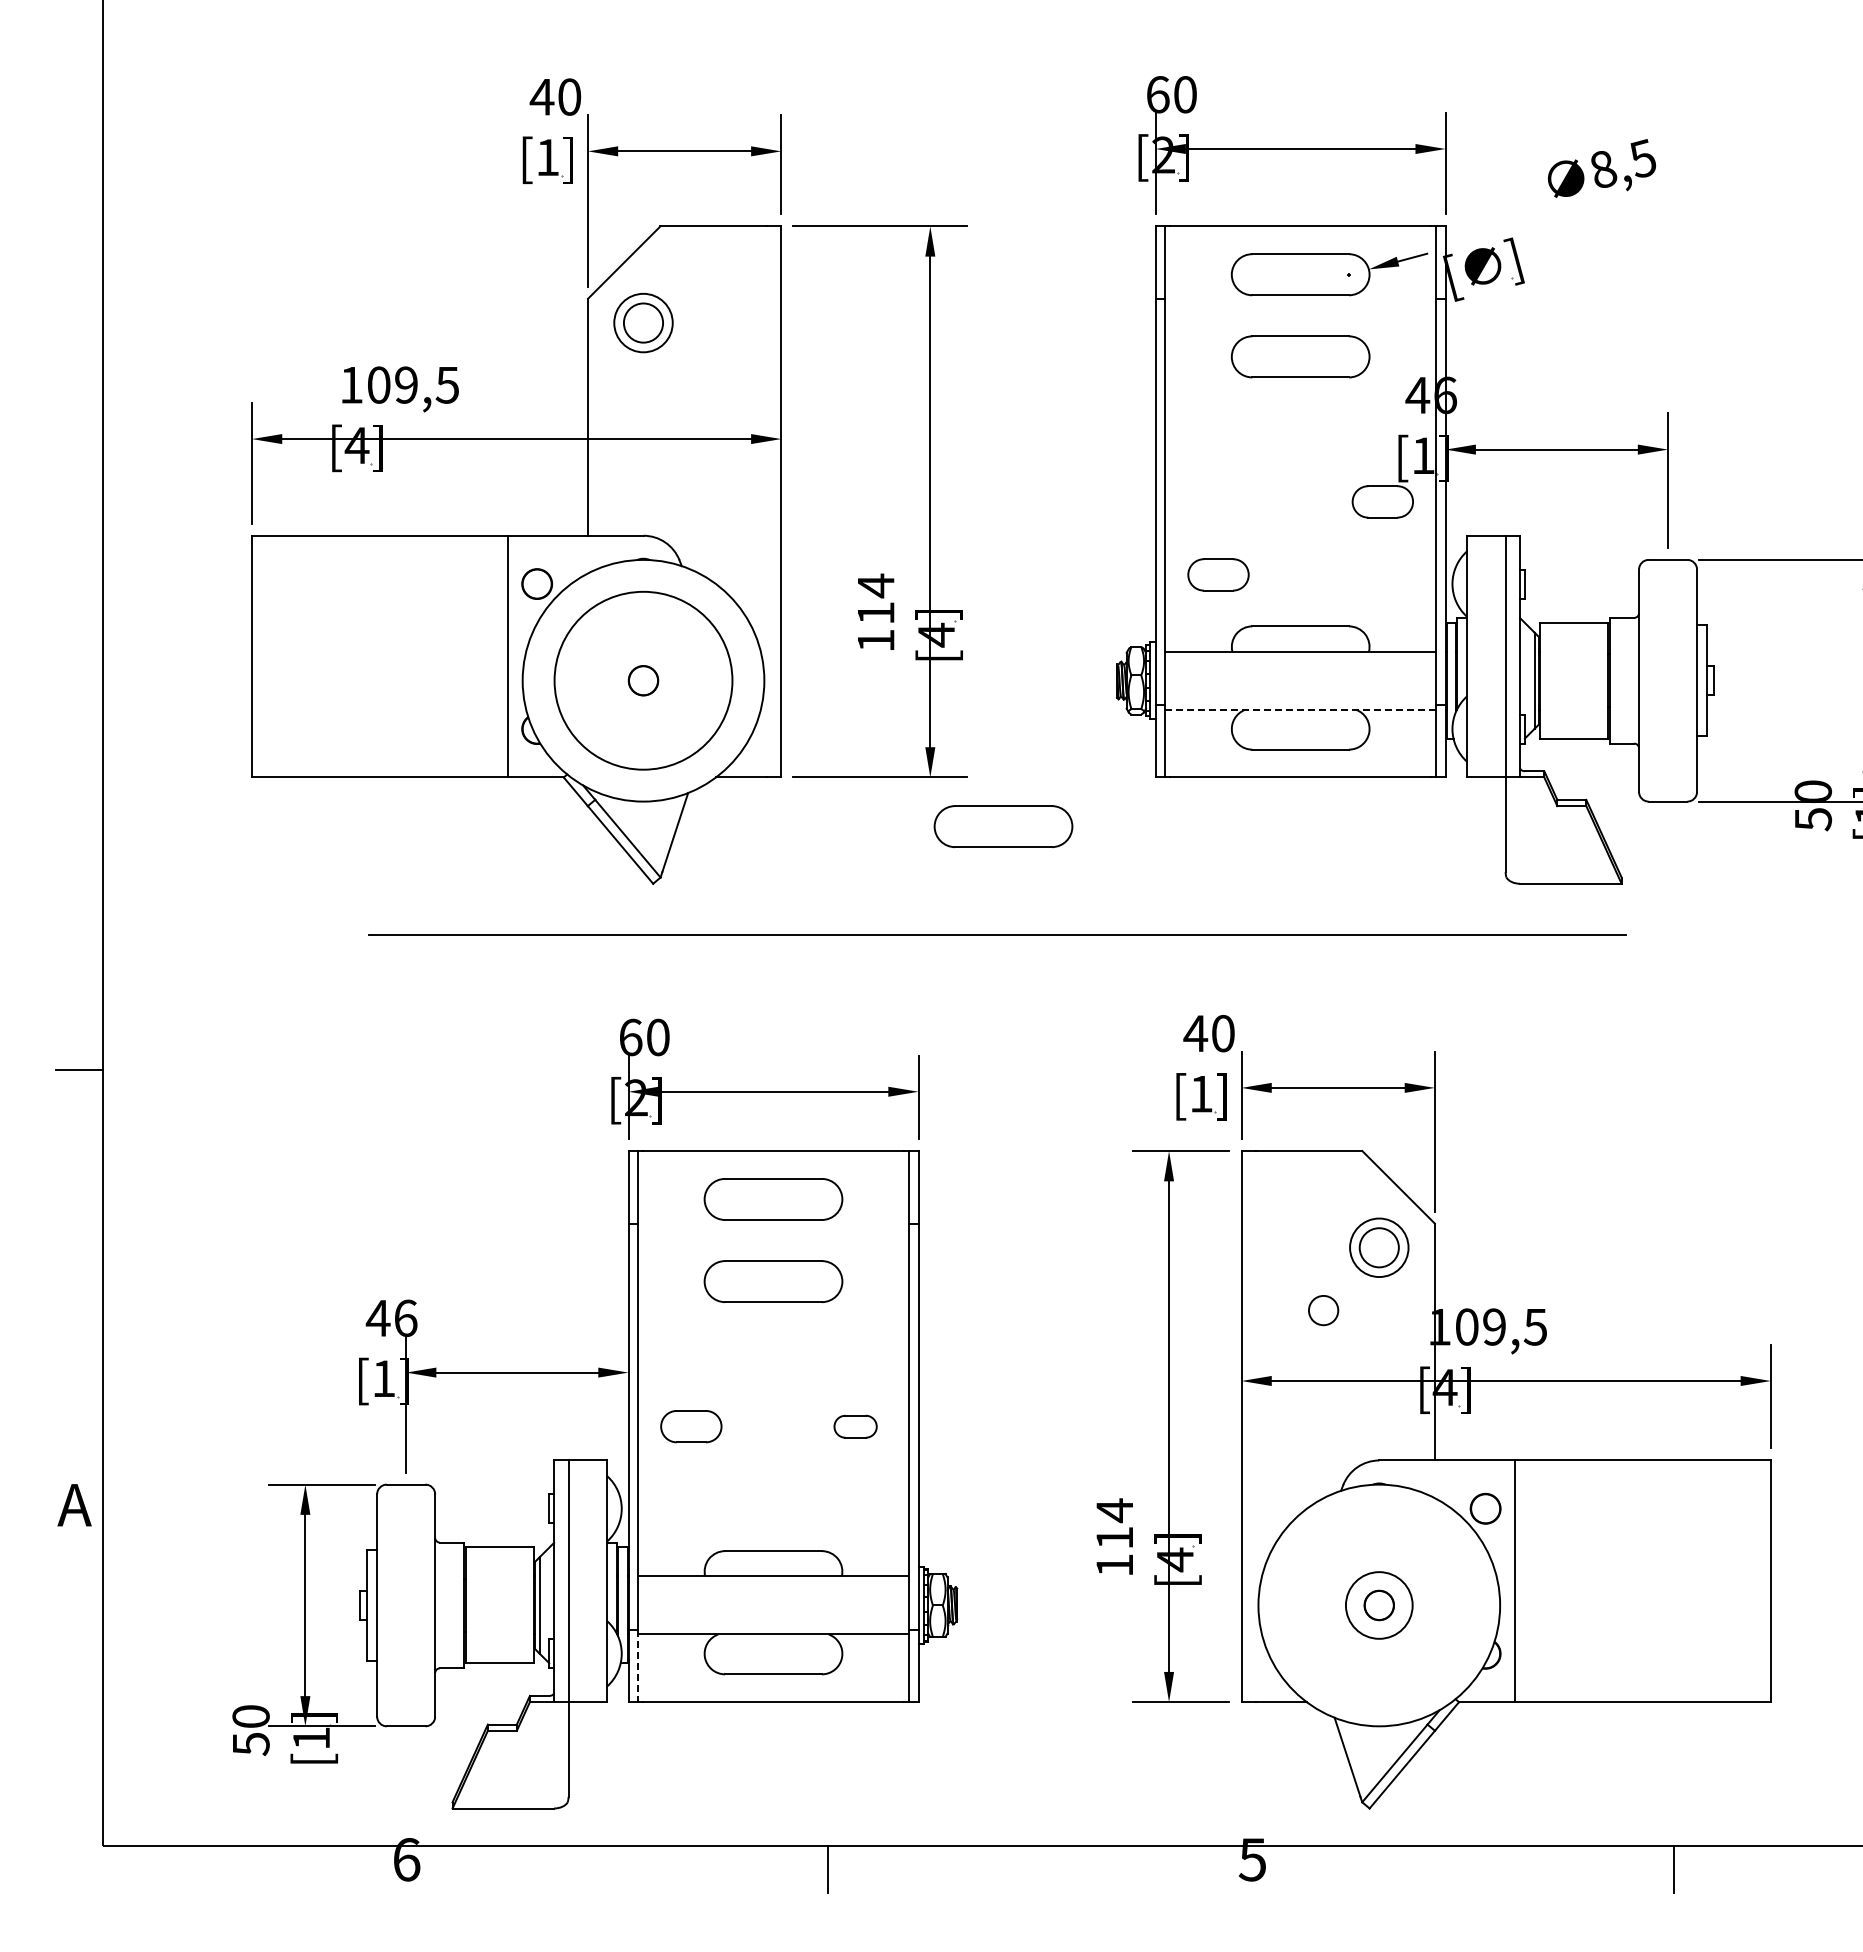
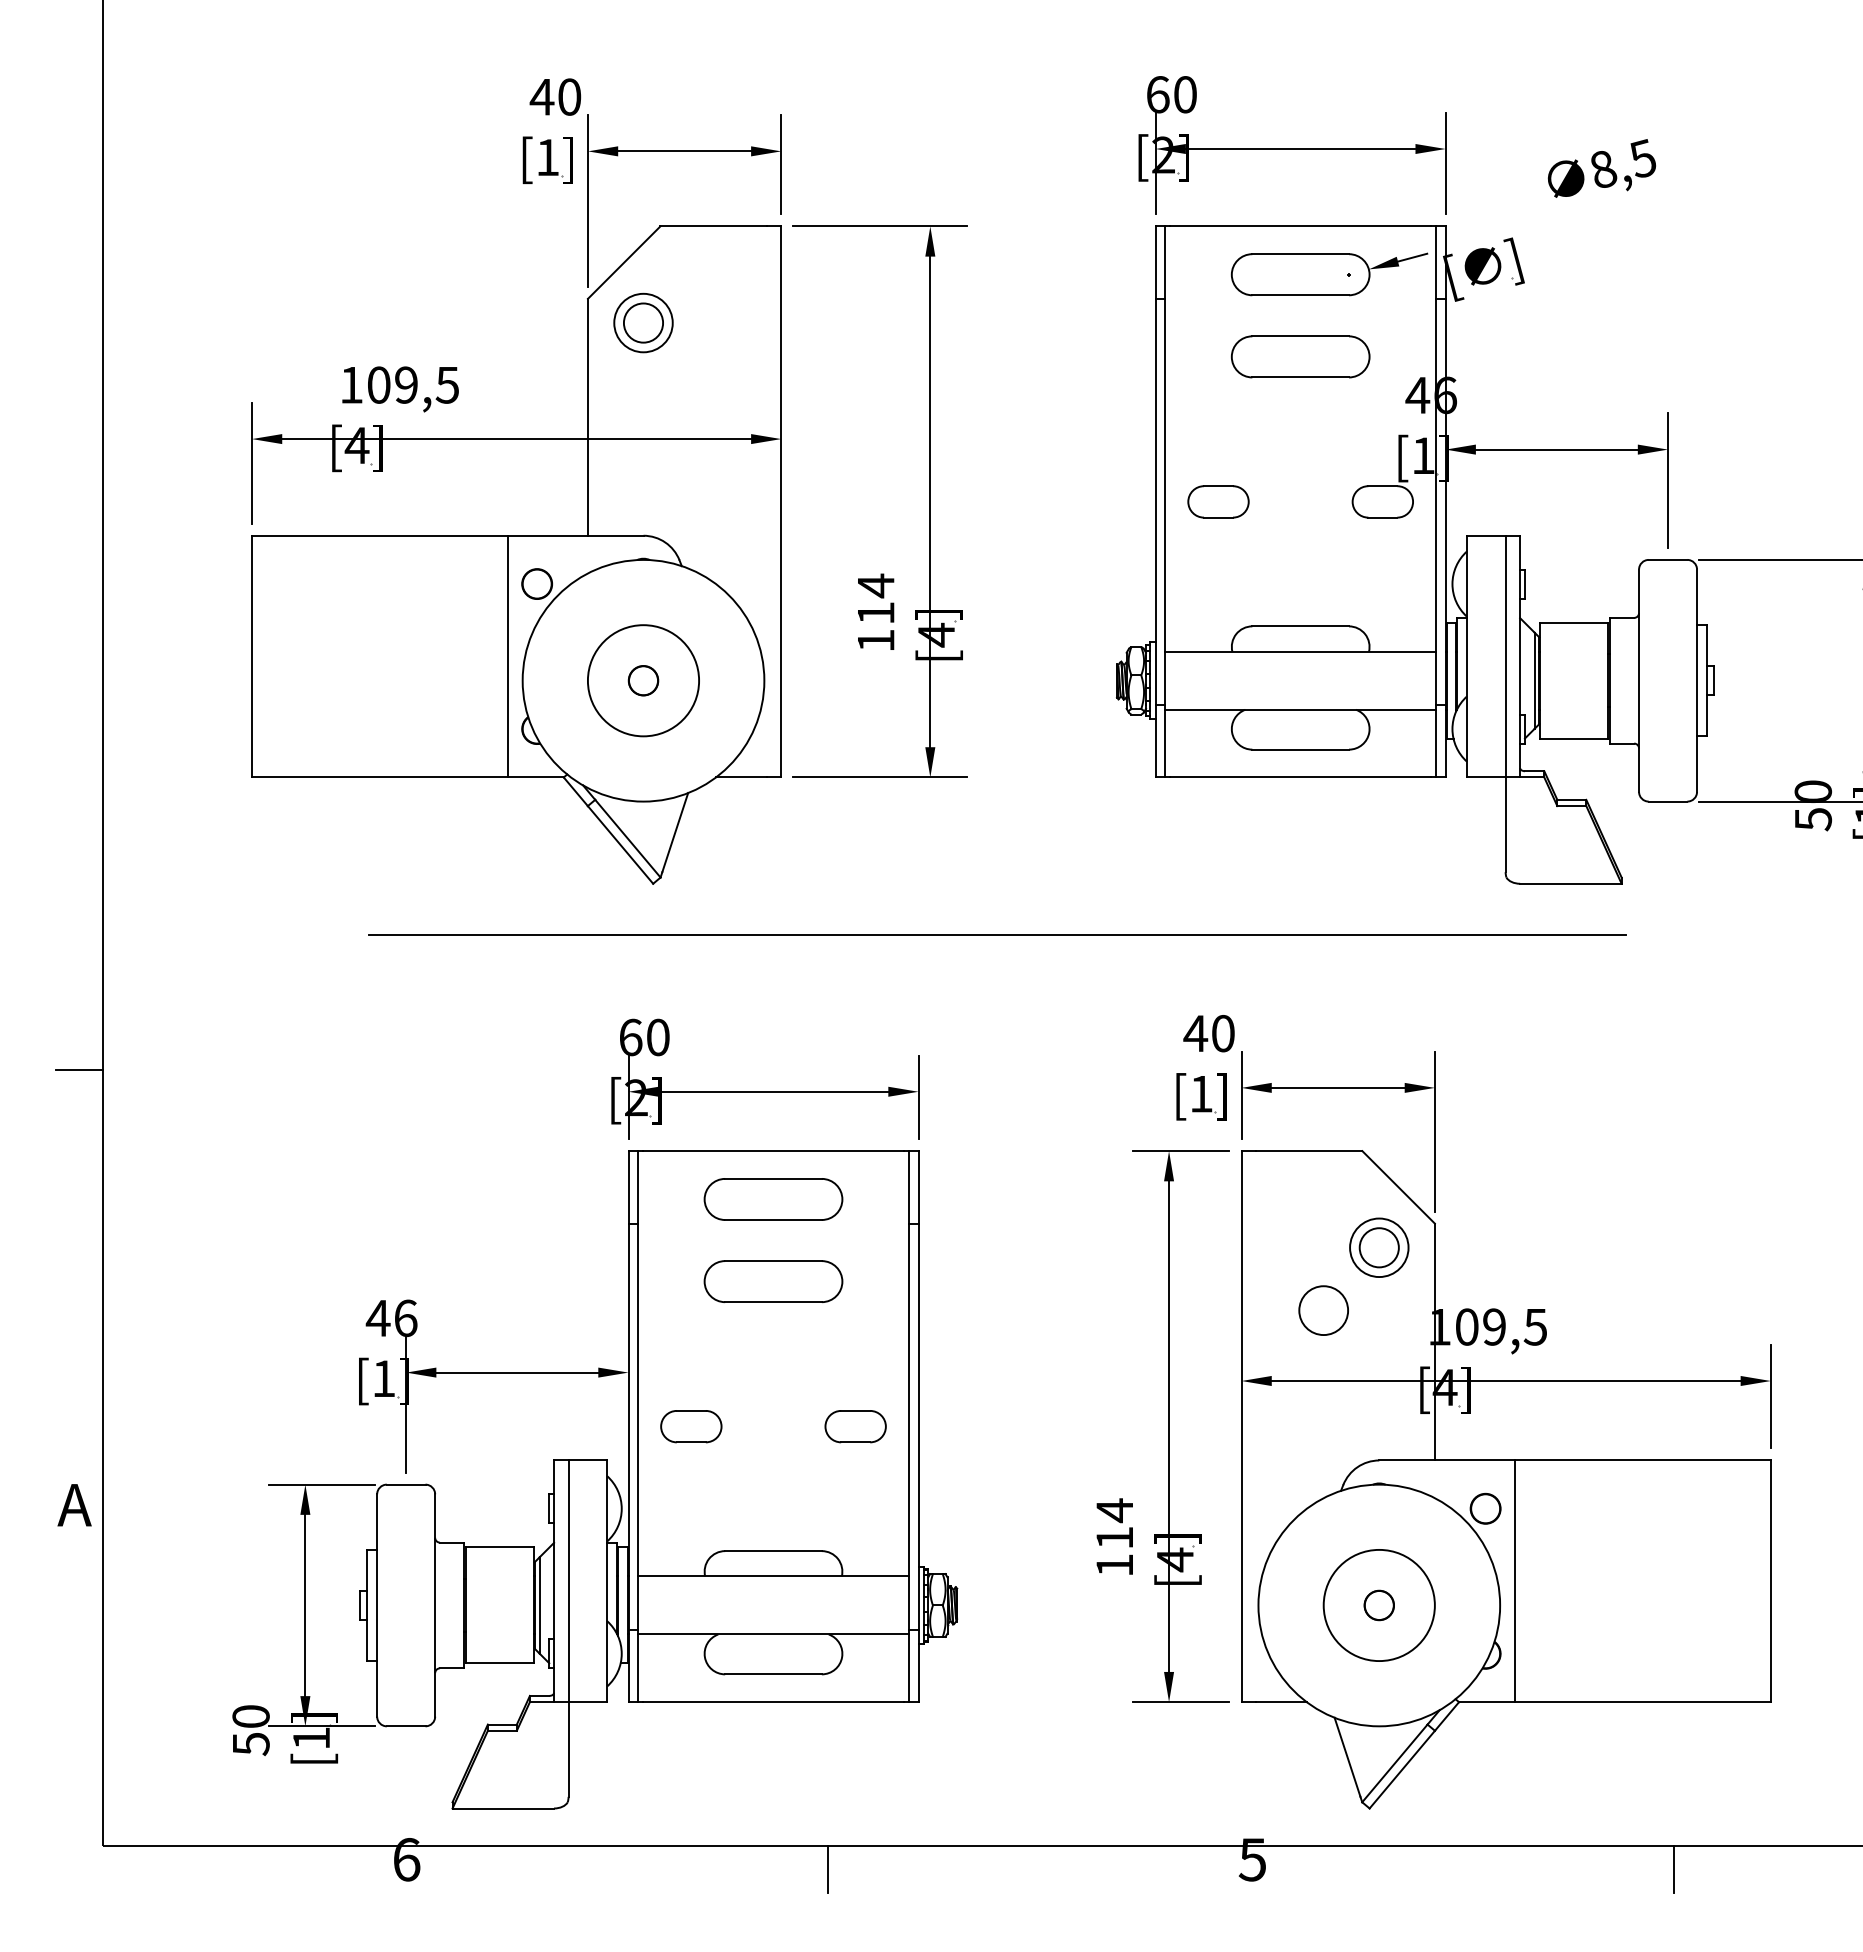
part position: (1218, 574) -> (1218, 501) (1218, 501)
circle diameter: 178 px -> 111 px (643, 680)
line: dashed -> solid (1300, 709)
part: present -> none (1003, 826)
circle size: 32x32 px -> 51x51 px (1323, 1310)
part size: 45x25 px -> 63x34 px (855, 1426)
circle diameter: 67 px -> 111 px (1378, 1605)
line: dashed -> solid (638, 1666)
